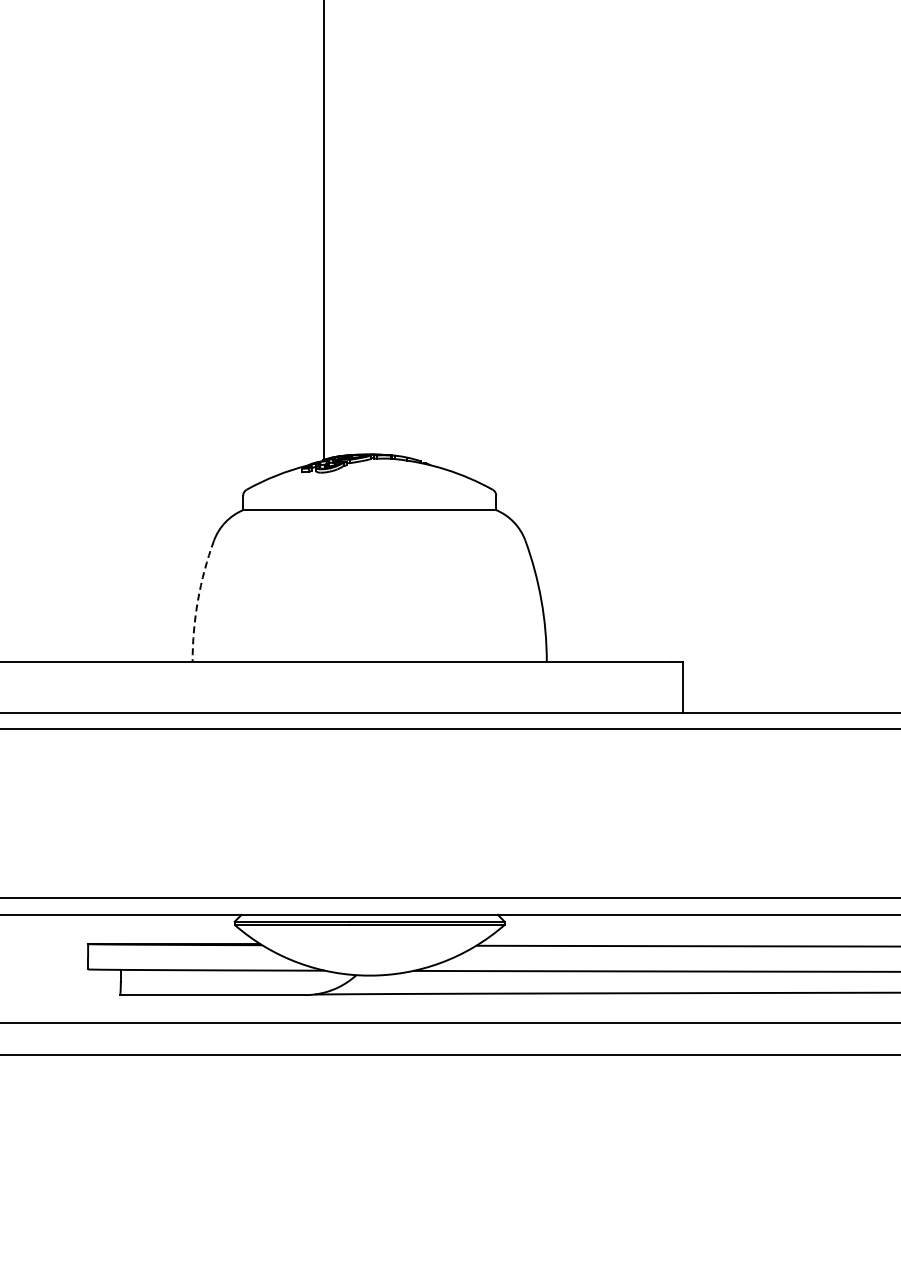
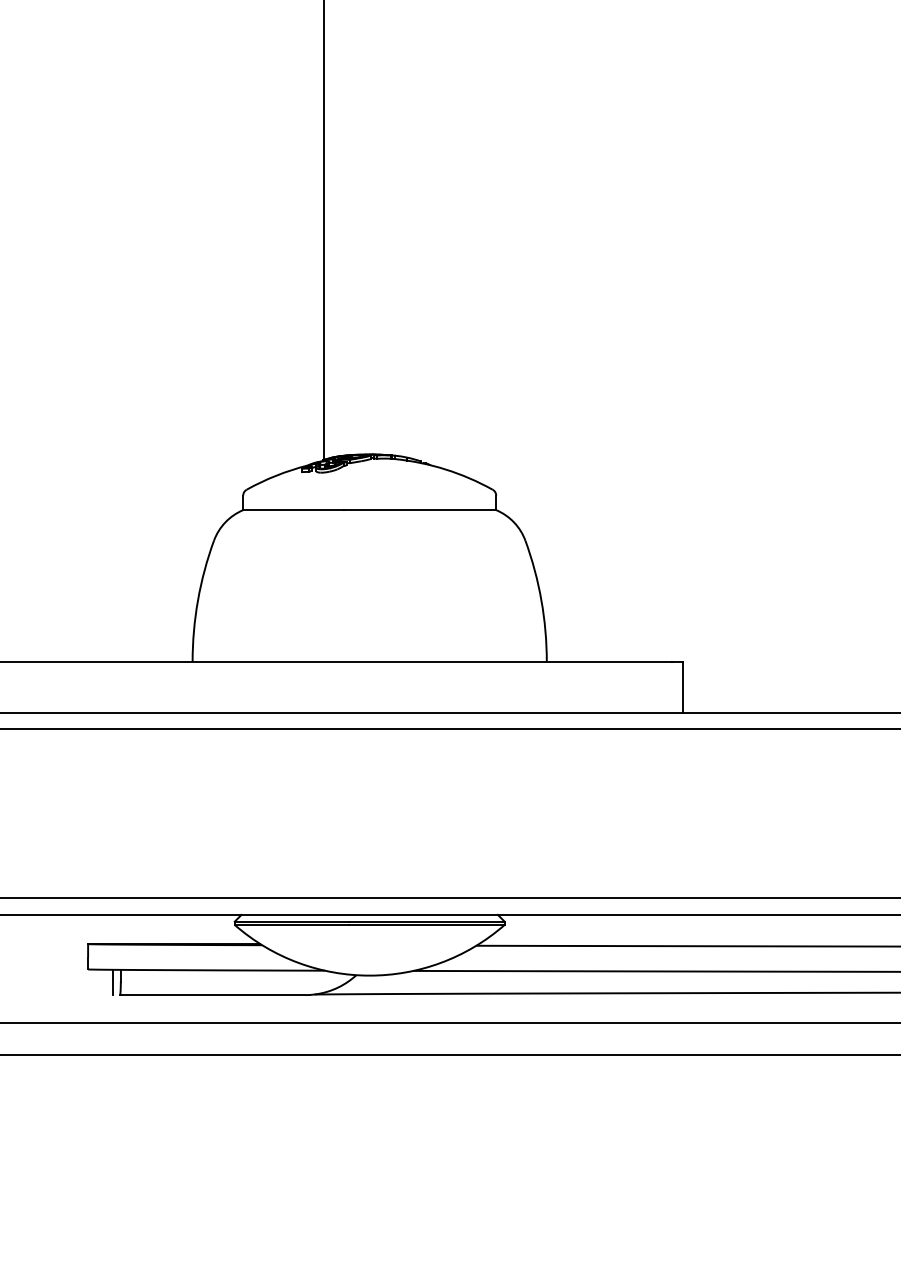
arc: dashed -> solid (198, 600)
line: none -> present (112, 981)
